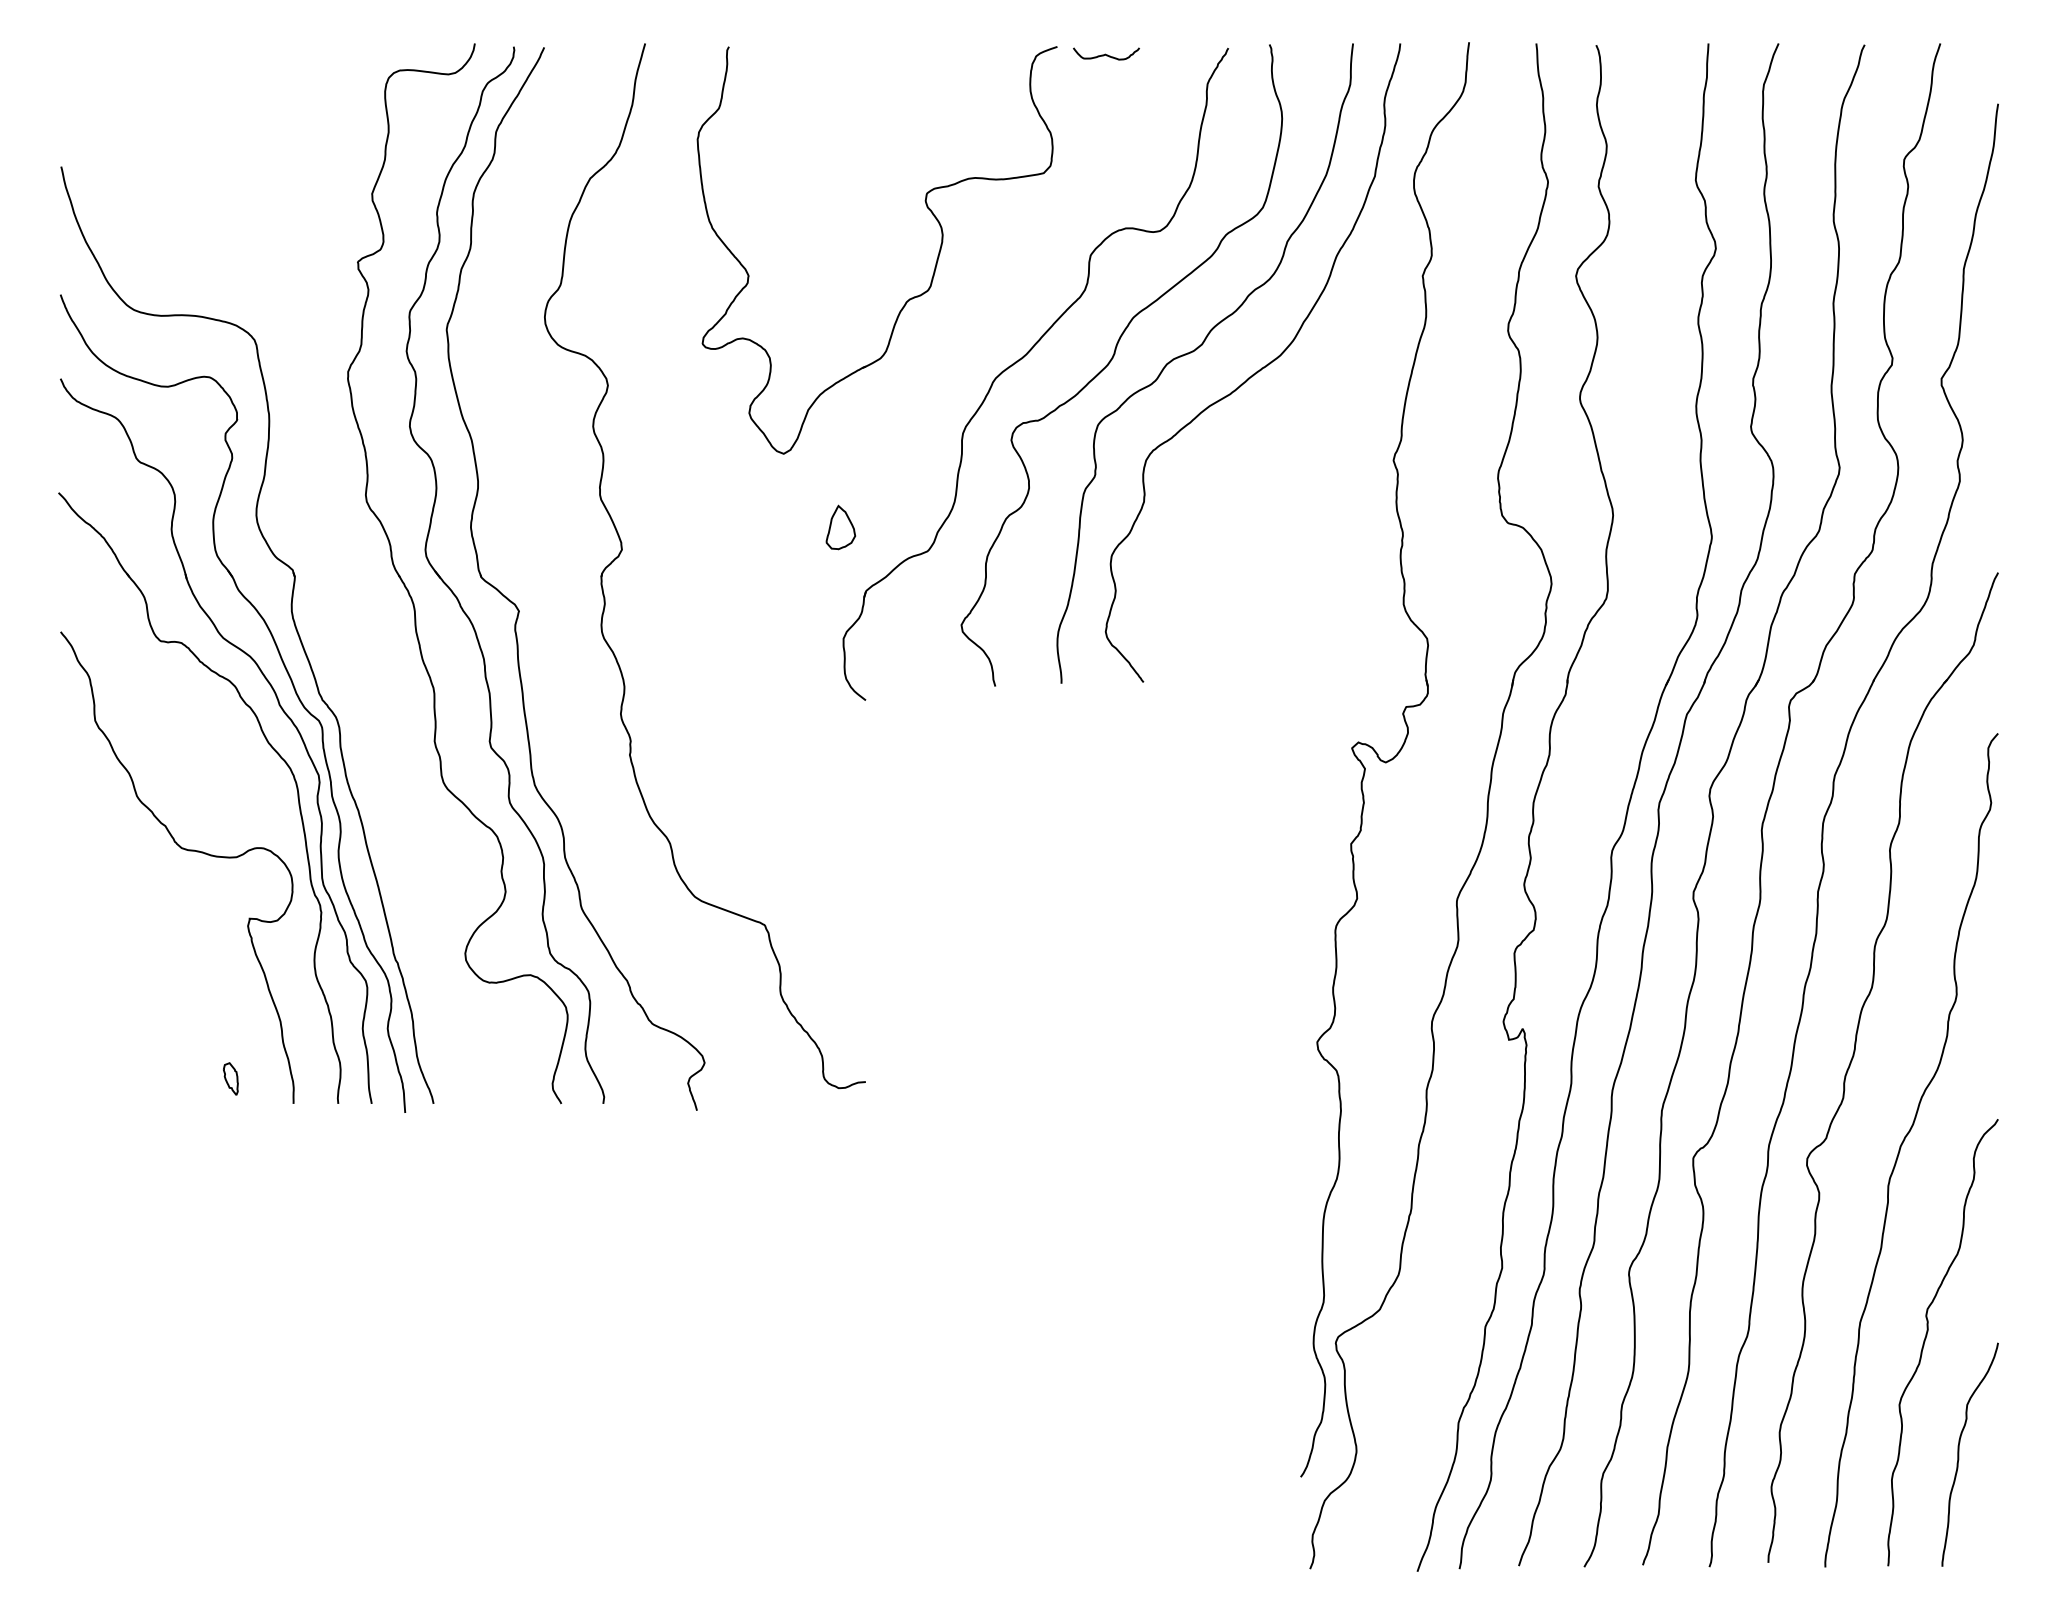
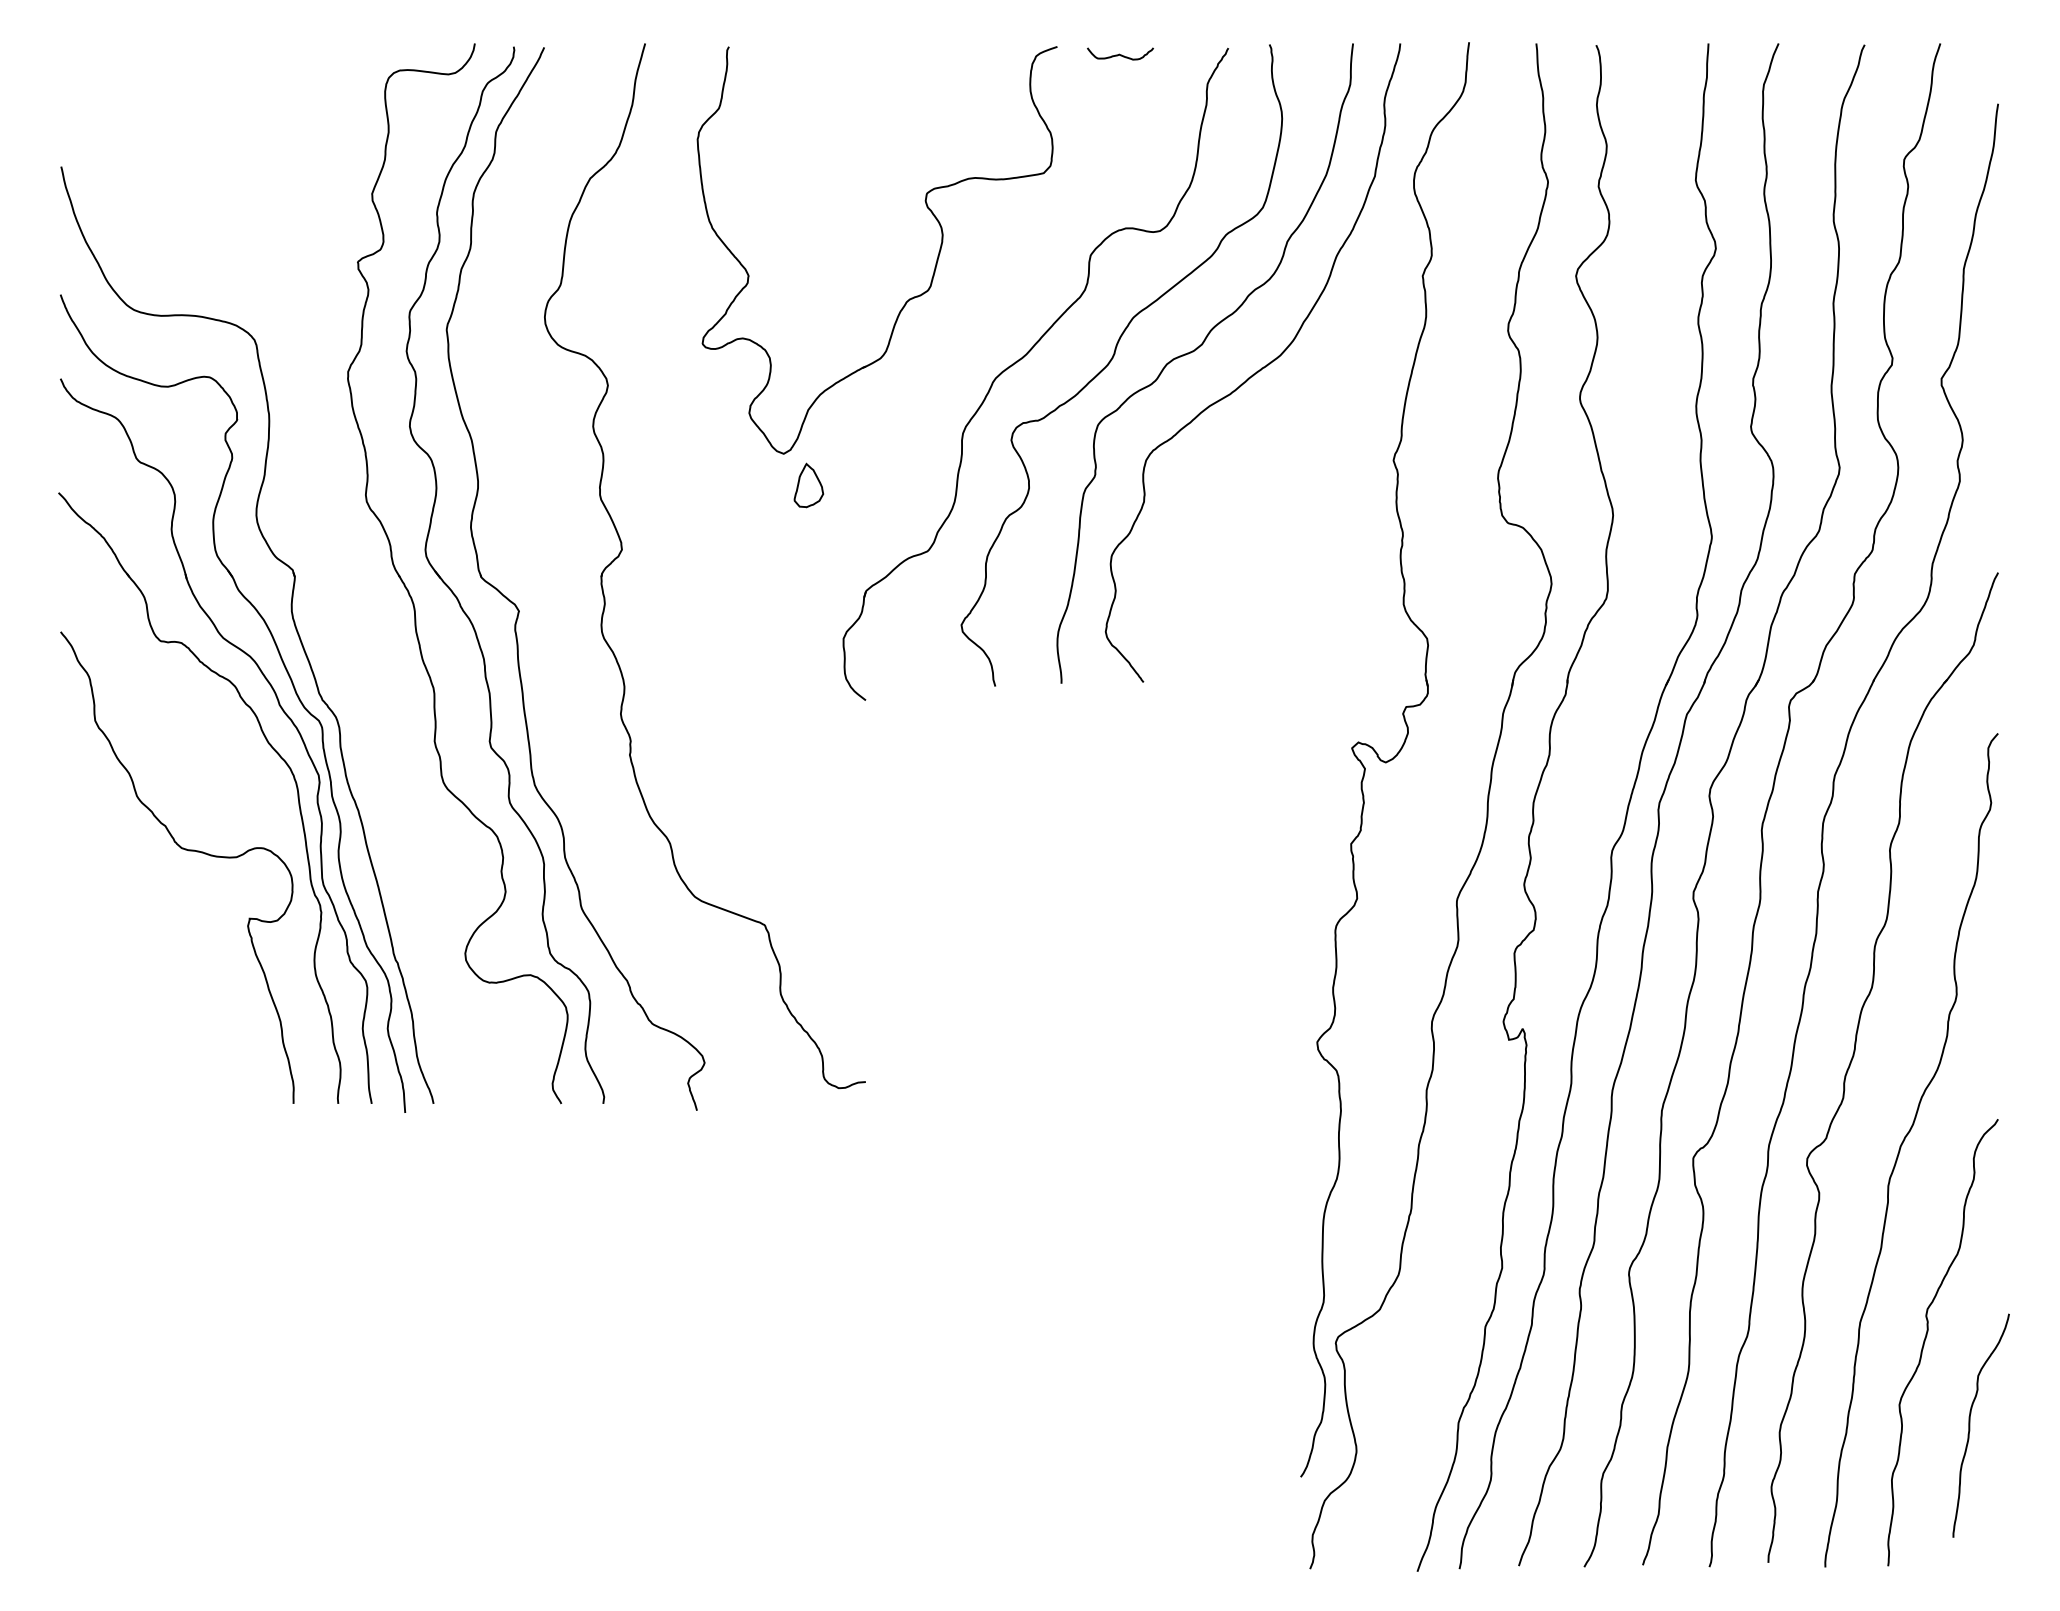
curve position: (1105, 53) -> (1119, 53) (1119, 53)
part position: (840, 527) -> (808, 485) (808, 485)
part: present -> none (230, 1078)
curve position: (1959, 1454) -> (1970, 1425) (1970, 1425)
